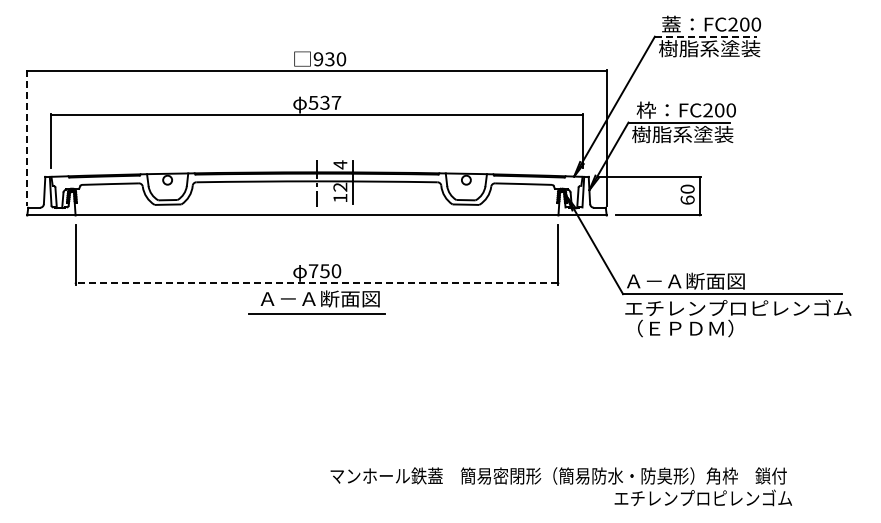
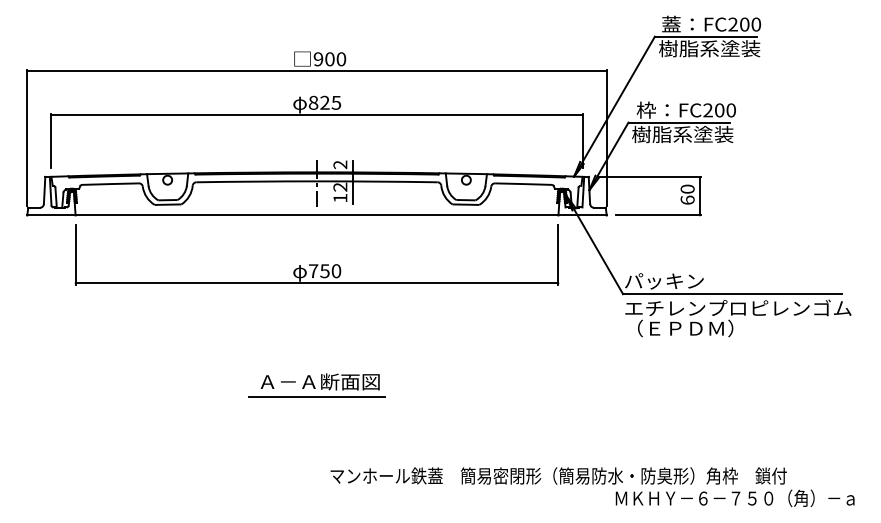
line: dashed -> solid (706, 36)
text: 930 -> 900 (329, 59)
text: 537 -> 825 (324, 102)
line: dashed -> solid (27, 138)
text: 4 -> 2 (340, 164)
text: Ａ－Ａ断面図 -> パッキン (684, 280)
line: dashed -> solid (316, 283)
part position: (316, 302) -> (316, 385) (316, 385)
text: エチレンプロピレンゴム -> ＭＫＨＹ－６－７５０（角）－ａ (734, 497)
